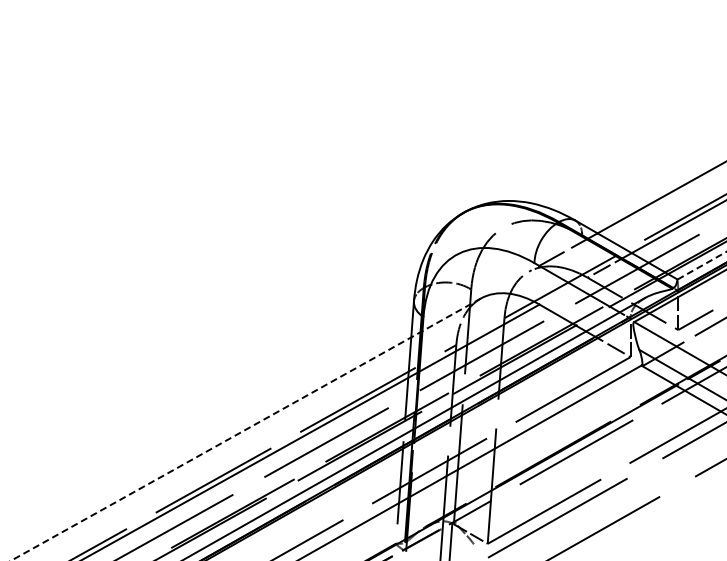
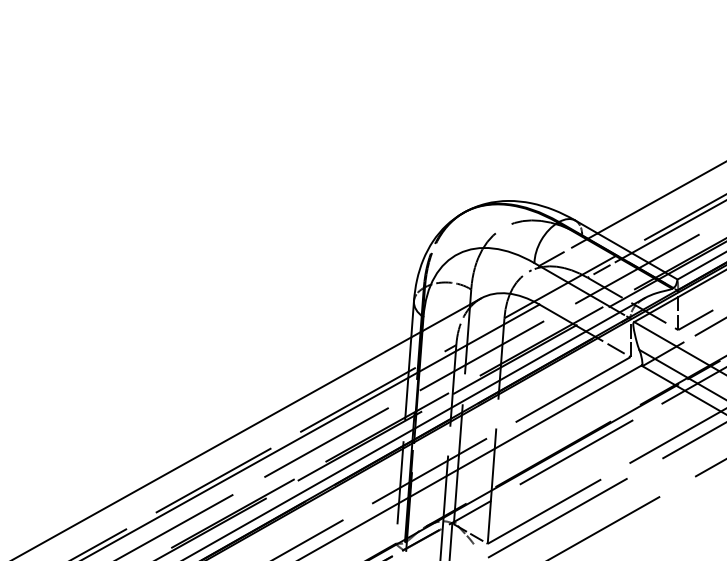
line: dashed -> solid (701, 265)
line: dashed -> solid (246, 429)
